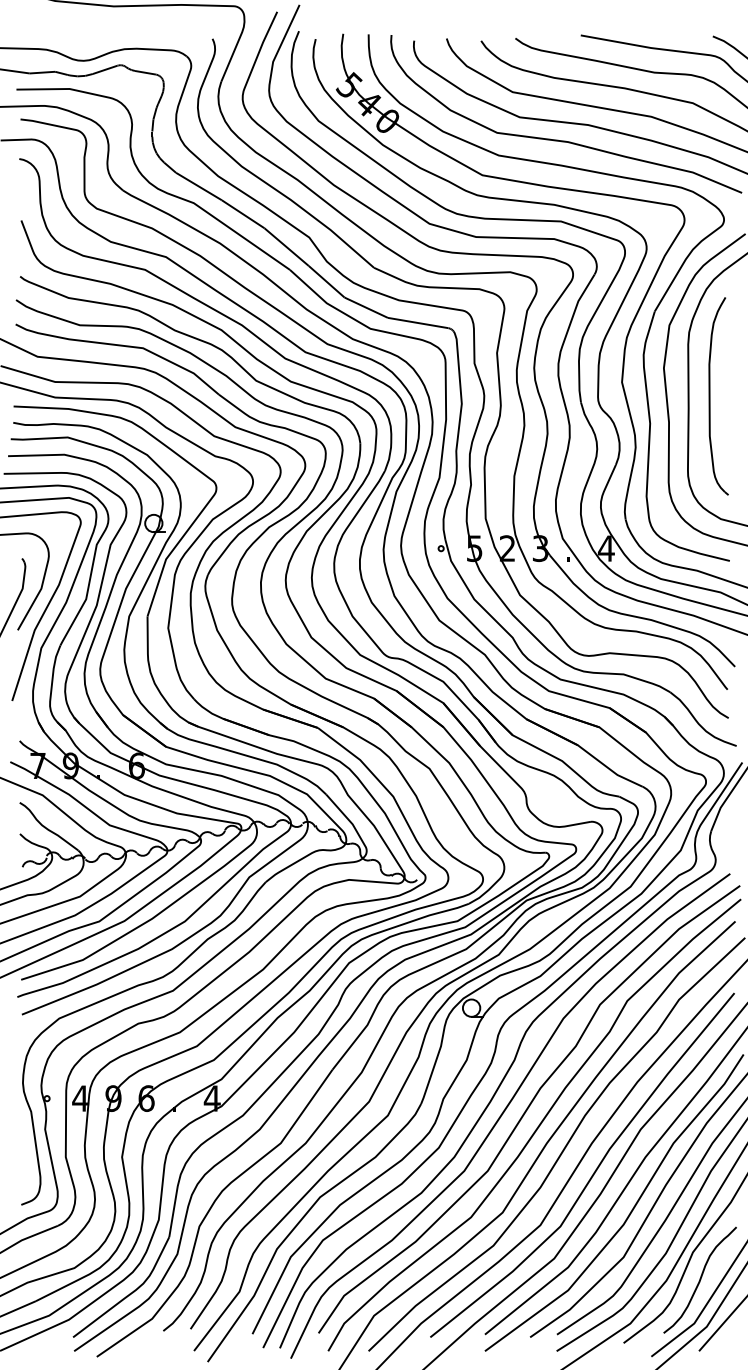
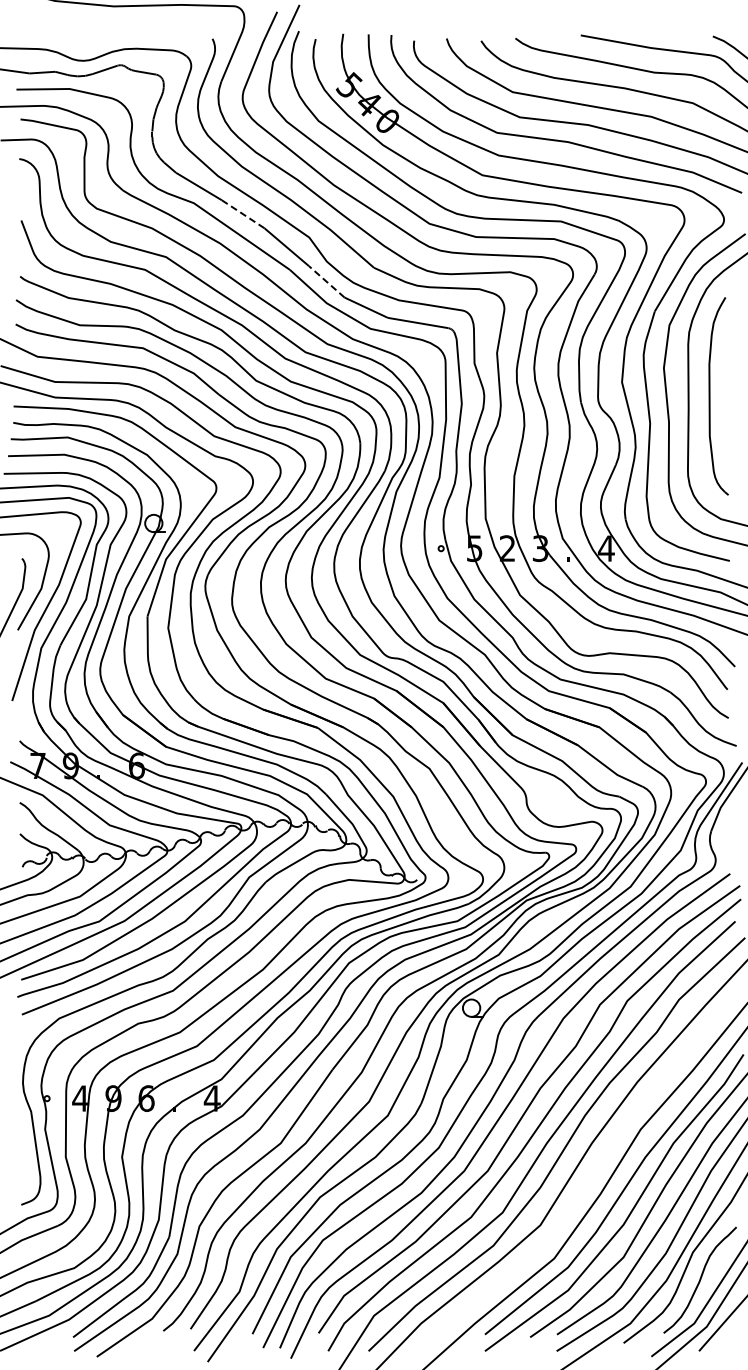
line: solid -> dashed (243, 214)
line: solid -> dashed (326, 281)
curve: present -> none (593, 1172)
